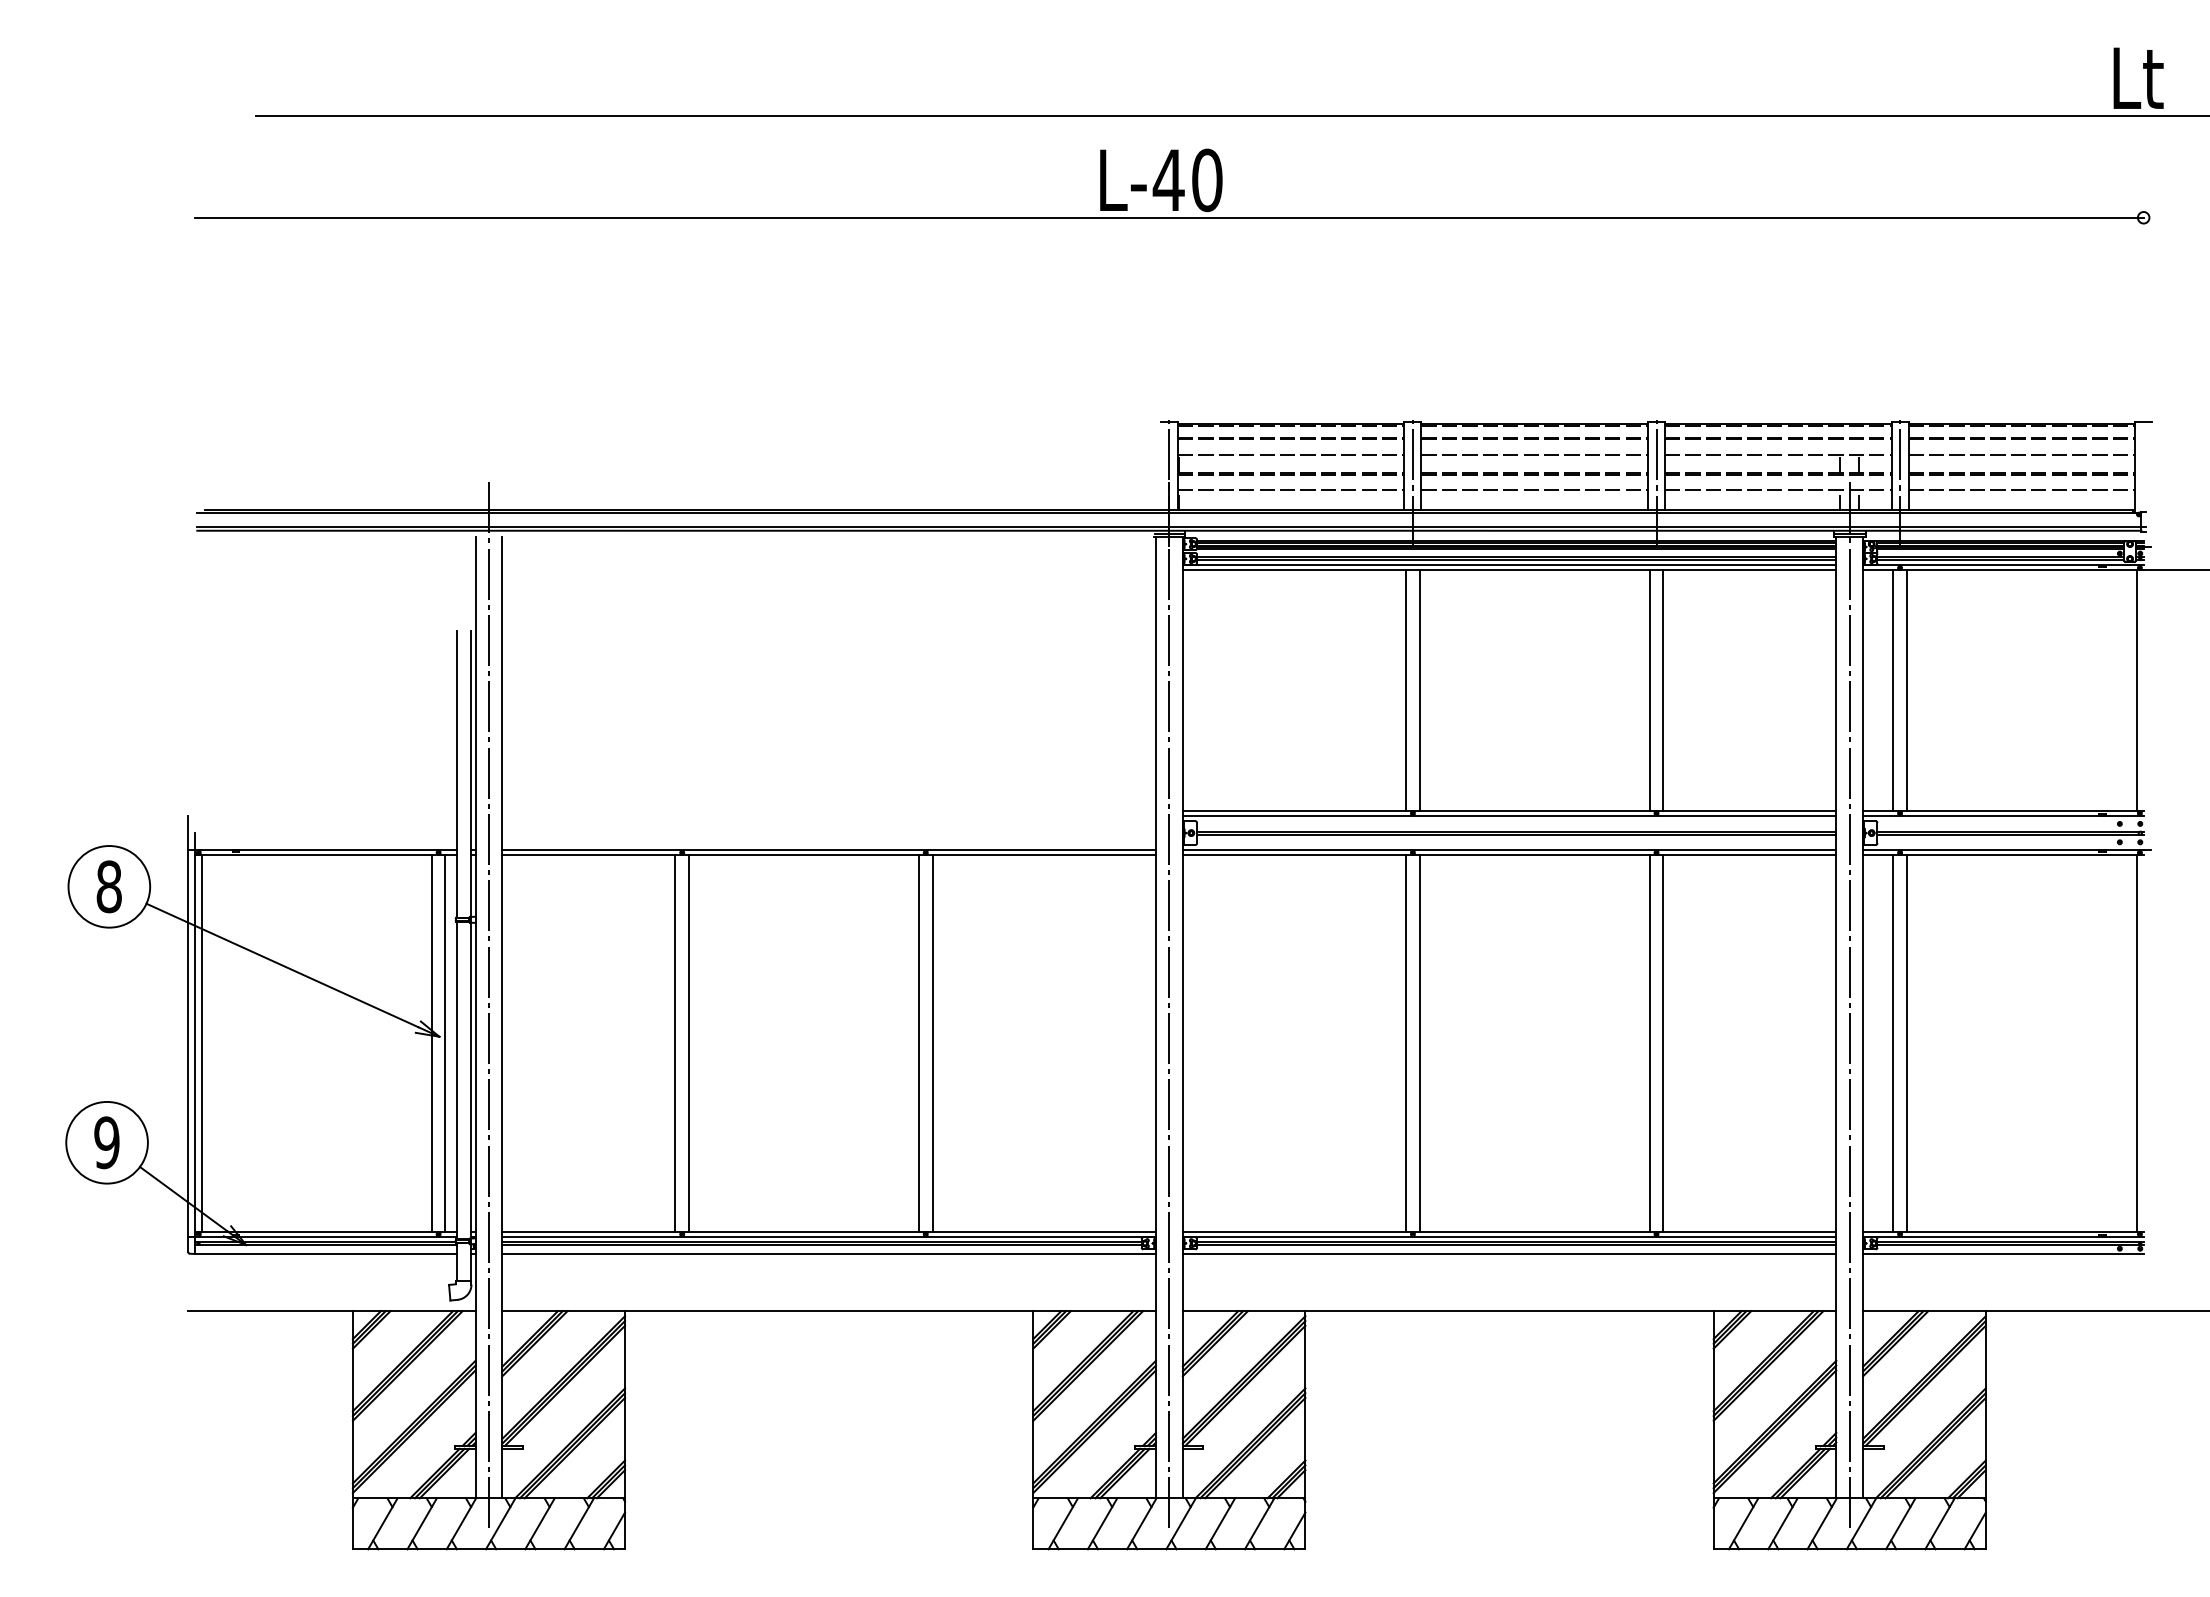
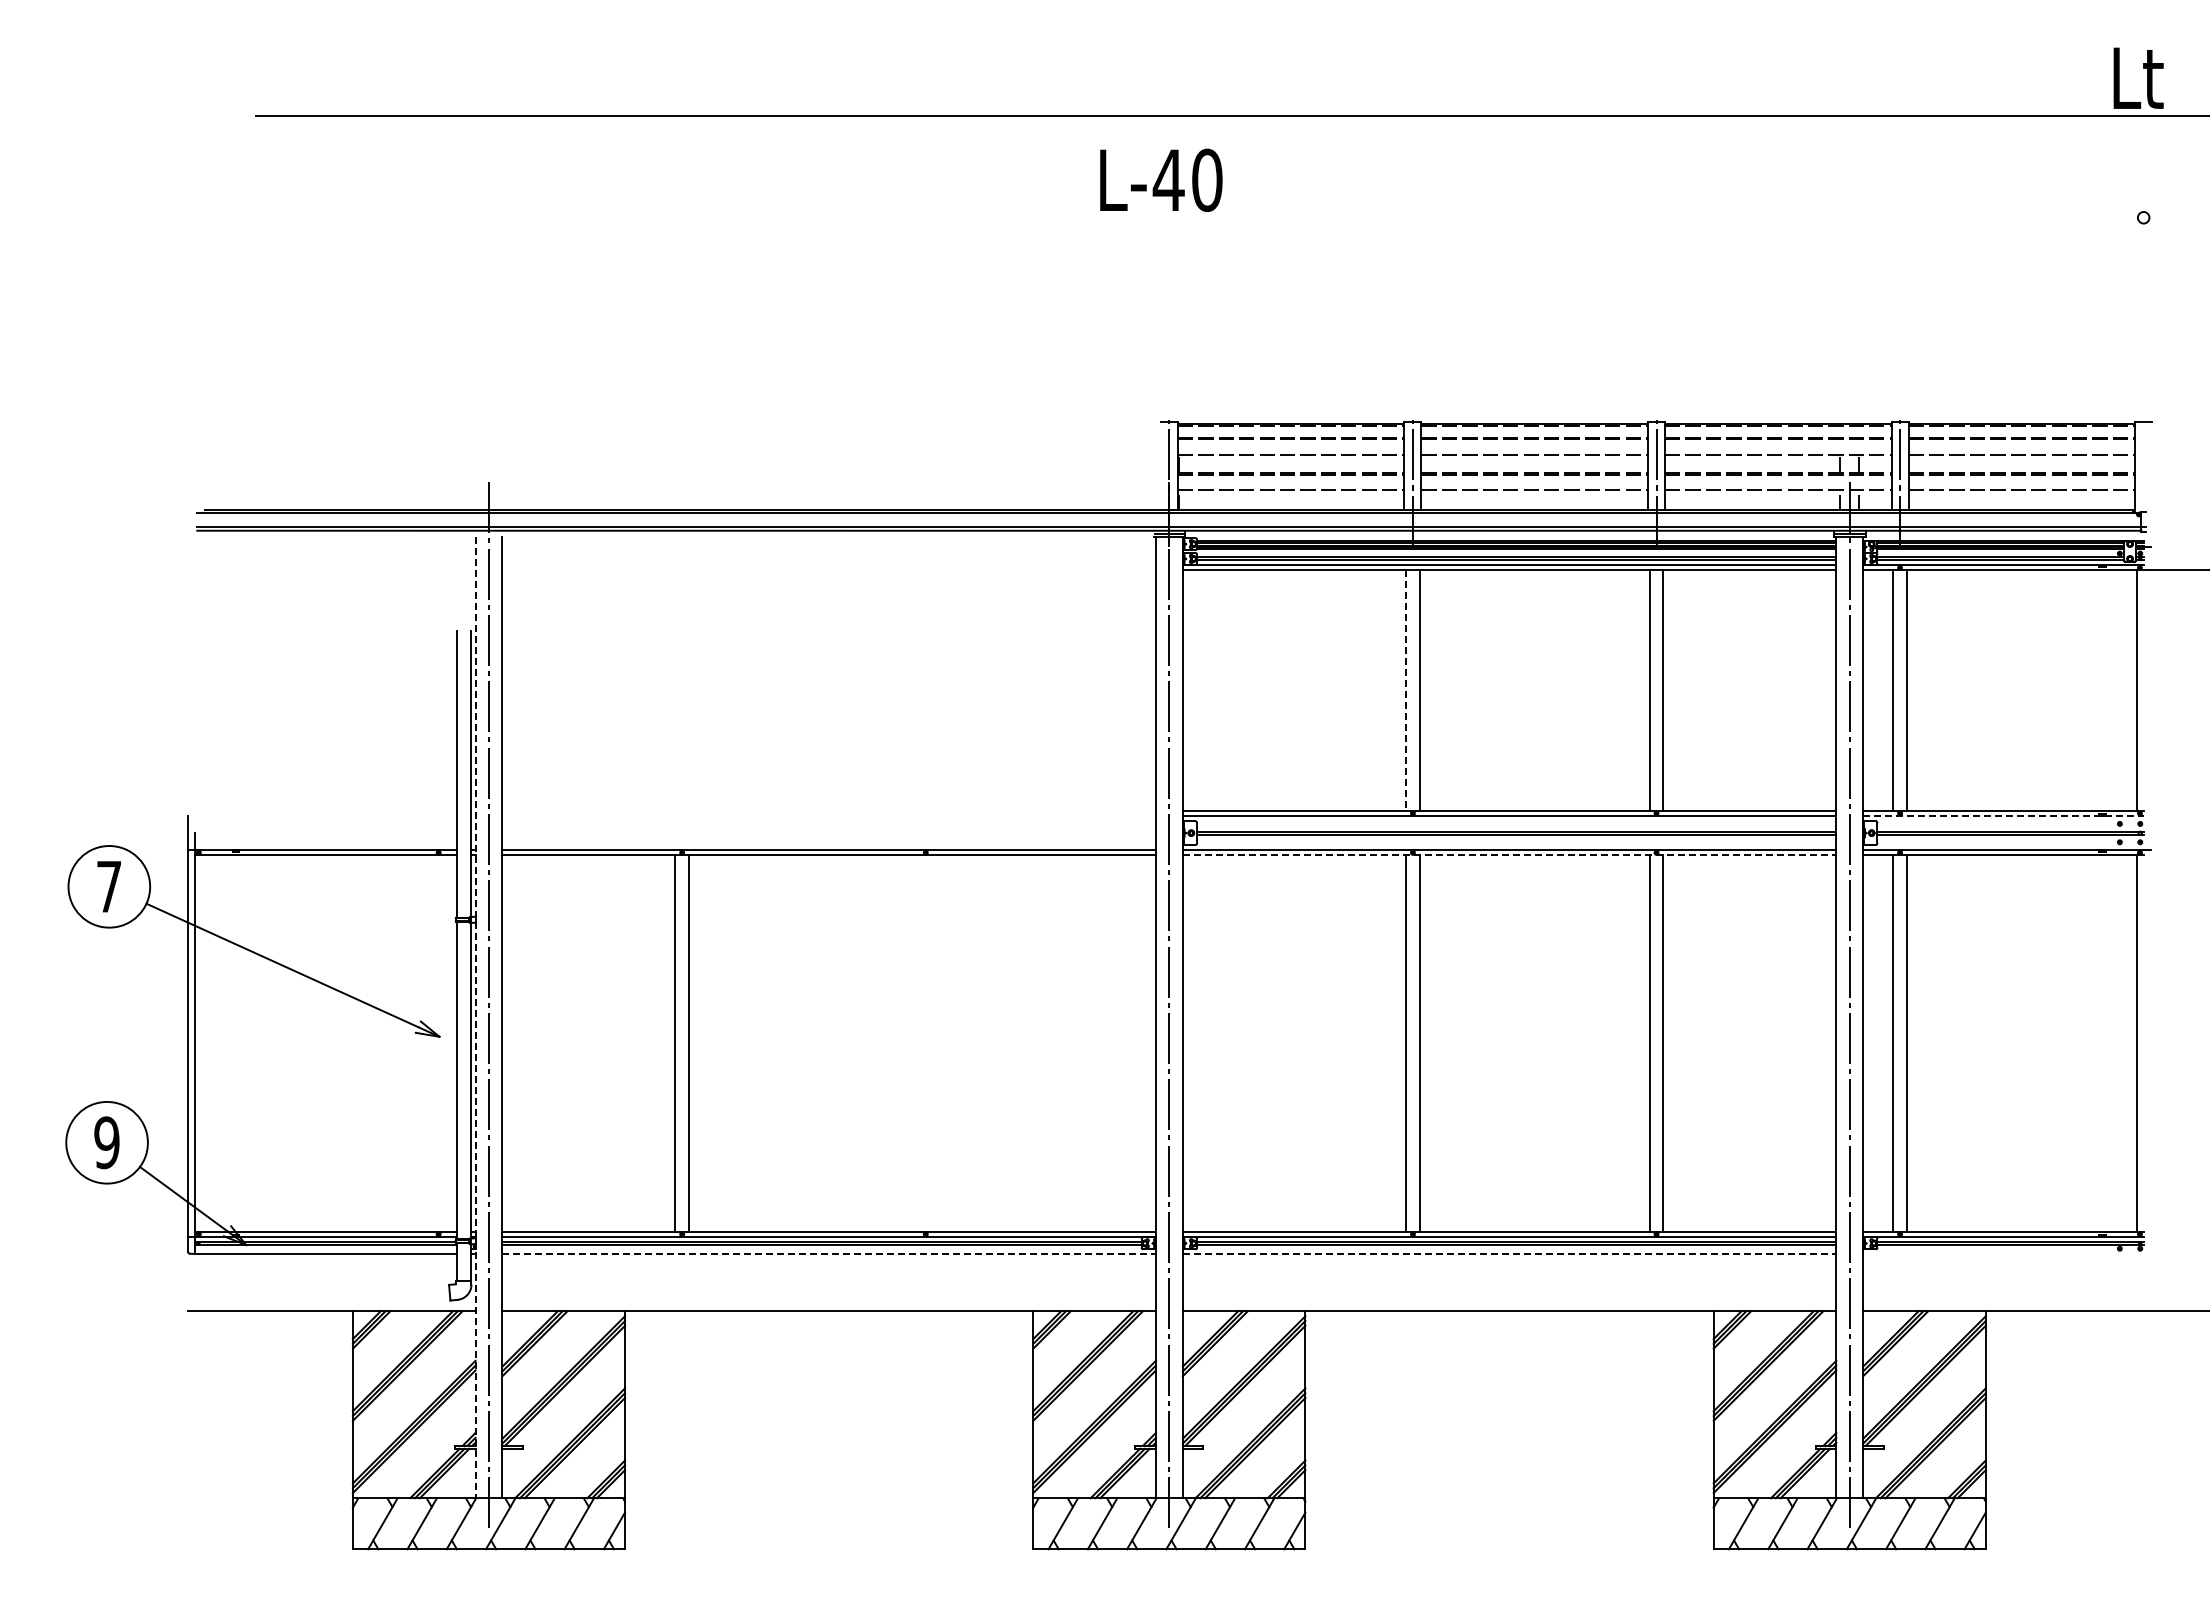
line: present -> none (1169, 217)
line: solid -> dashed (1406, 691)
line: solid -> dashed (2003, 816)
line: solid -> dashed (1509, 855)
text: 8 -> 7 (108, 886)
line: solid -> dashed (475, 1017)
line: present -> none (201, 1043)
line: present -> none (431, 1043)
line: present -> none (445, 1043)
line: present -> none (919, 1043)
line: present -> none (932, 1043)
line: solid -> dashed (829, 1253)
line: solid -> dashed (1509, 1253)
line: present -> none (2003, 1253)
